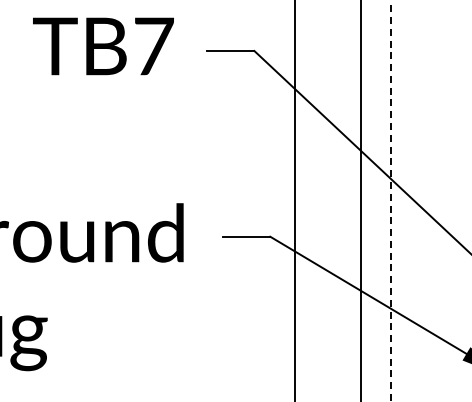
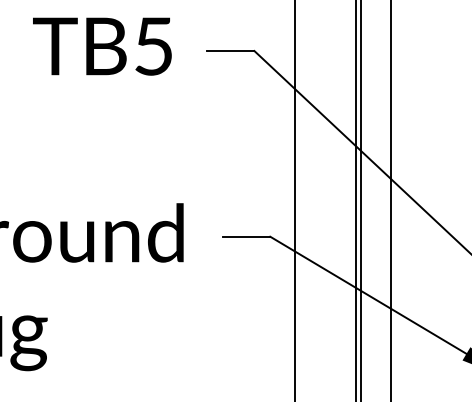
text: TB7 -> TB5 (154, 46)
line: none -> present (355, 200)
line: dashed -> solid (390, 200)
